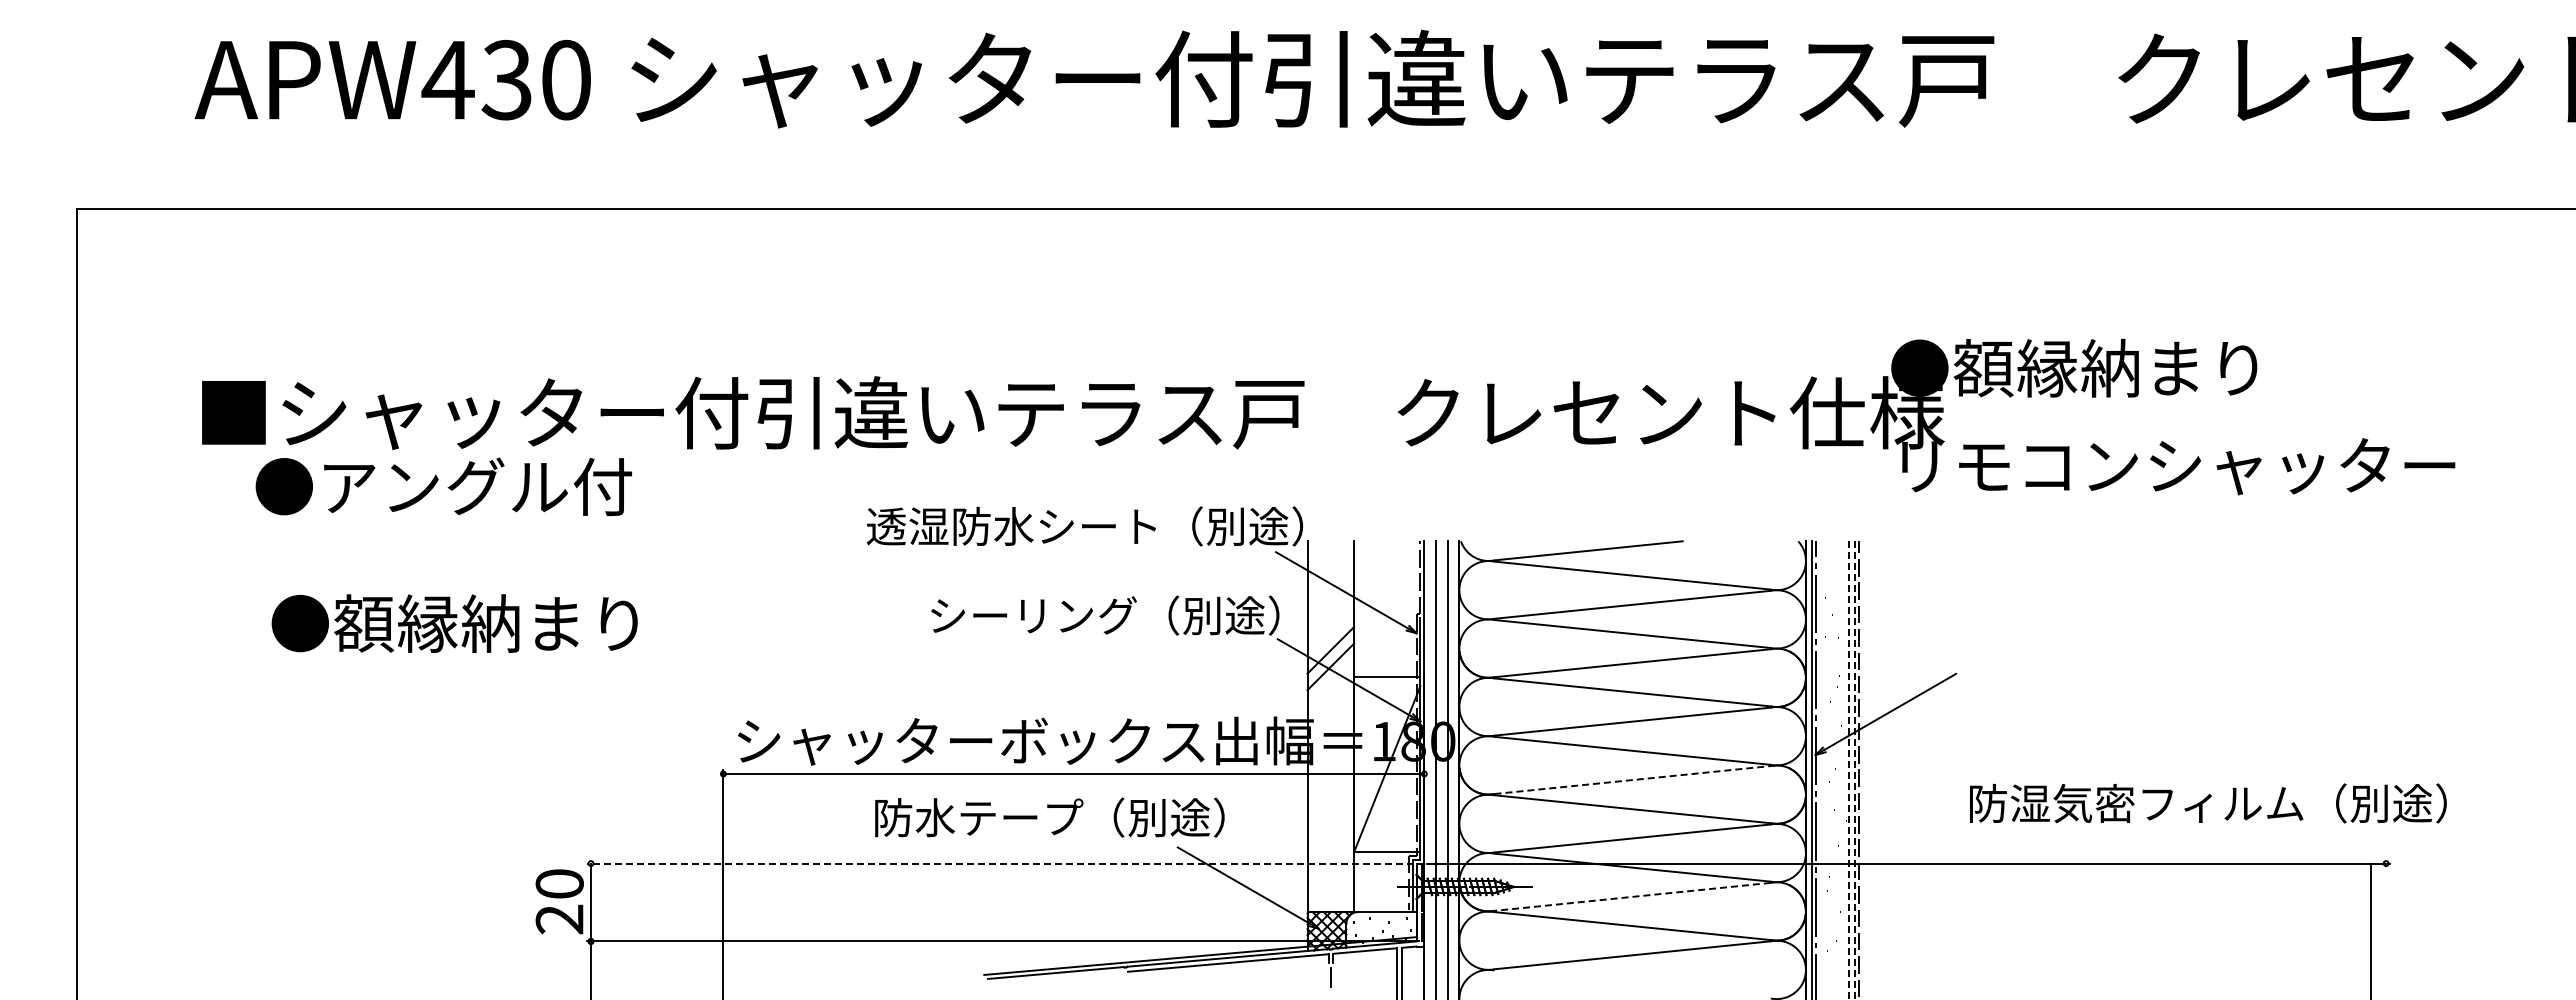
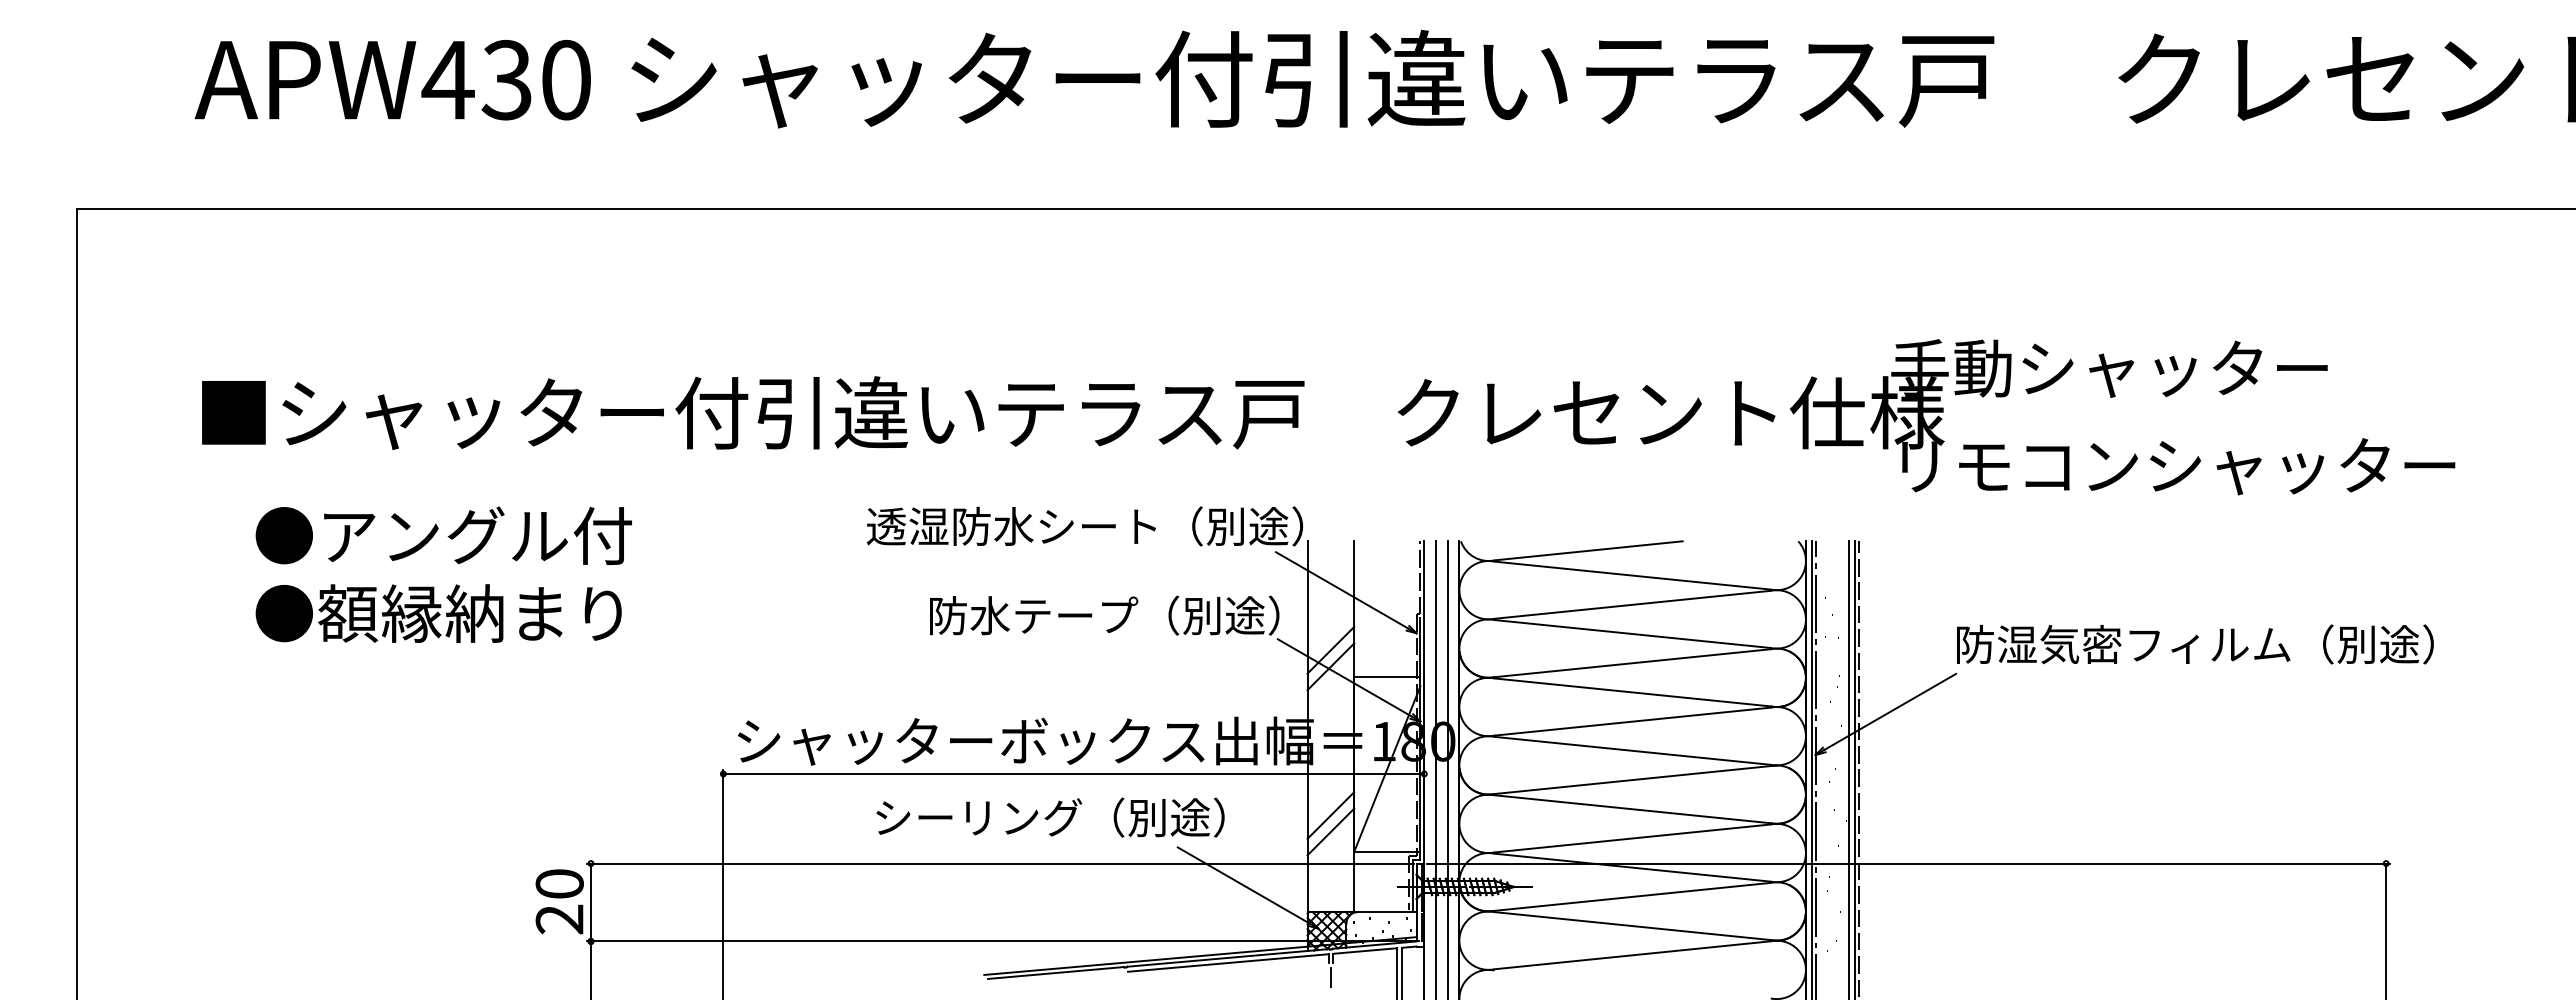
text: ●額縁納まり -> 手動シャッター (2109, 367)
text position: (443, 486) -> (443, 535) (443, 535)
text: シーリング（別途） -> 防水テープ（別途） (1034, 615)
text position: (454, 623) -> (438, 613) (438, 613)
line: dashed -> solid (1848, 770)
line: dashed -> solid (1854, 770)
line: dashed -> solid (1635, 779)
text position: (2208, 803) -> (2195, 644) (2195, 644)
line: none -> present (1330, 815)
text: 防水テープ（別途） -> シーリング（別途） (979, 817)
line: none -> present (1330, 831)
line: dashed -> solid (999, 863)
line: dashed -> solid (1632, 896)
line position: (2371, 929) -> (2386, 929) (2386, 929)
